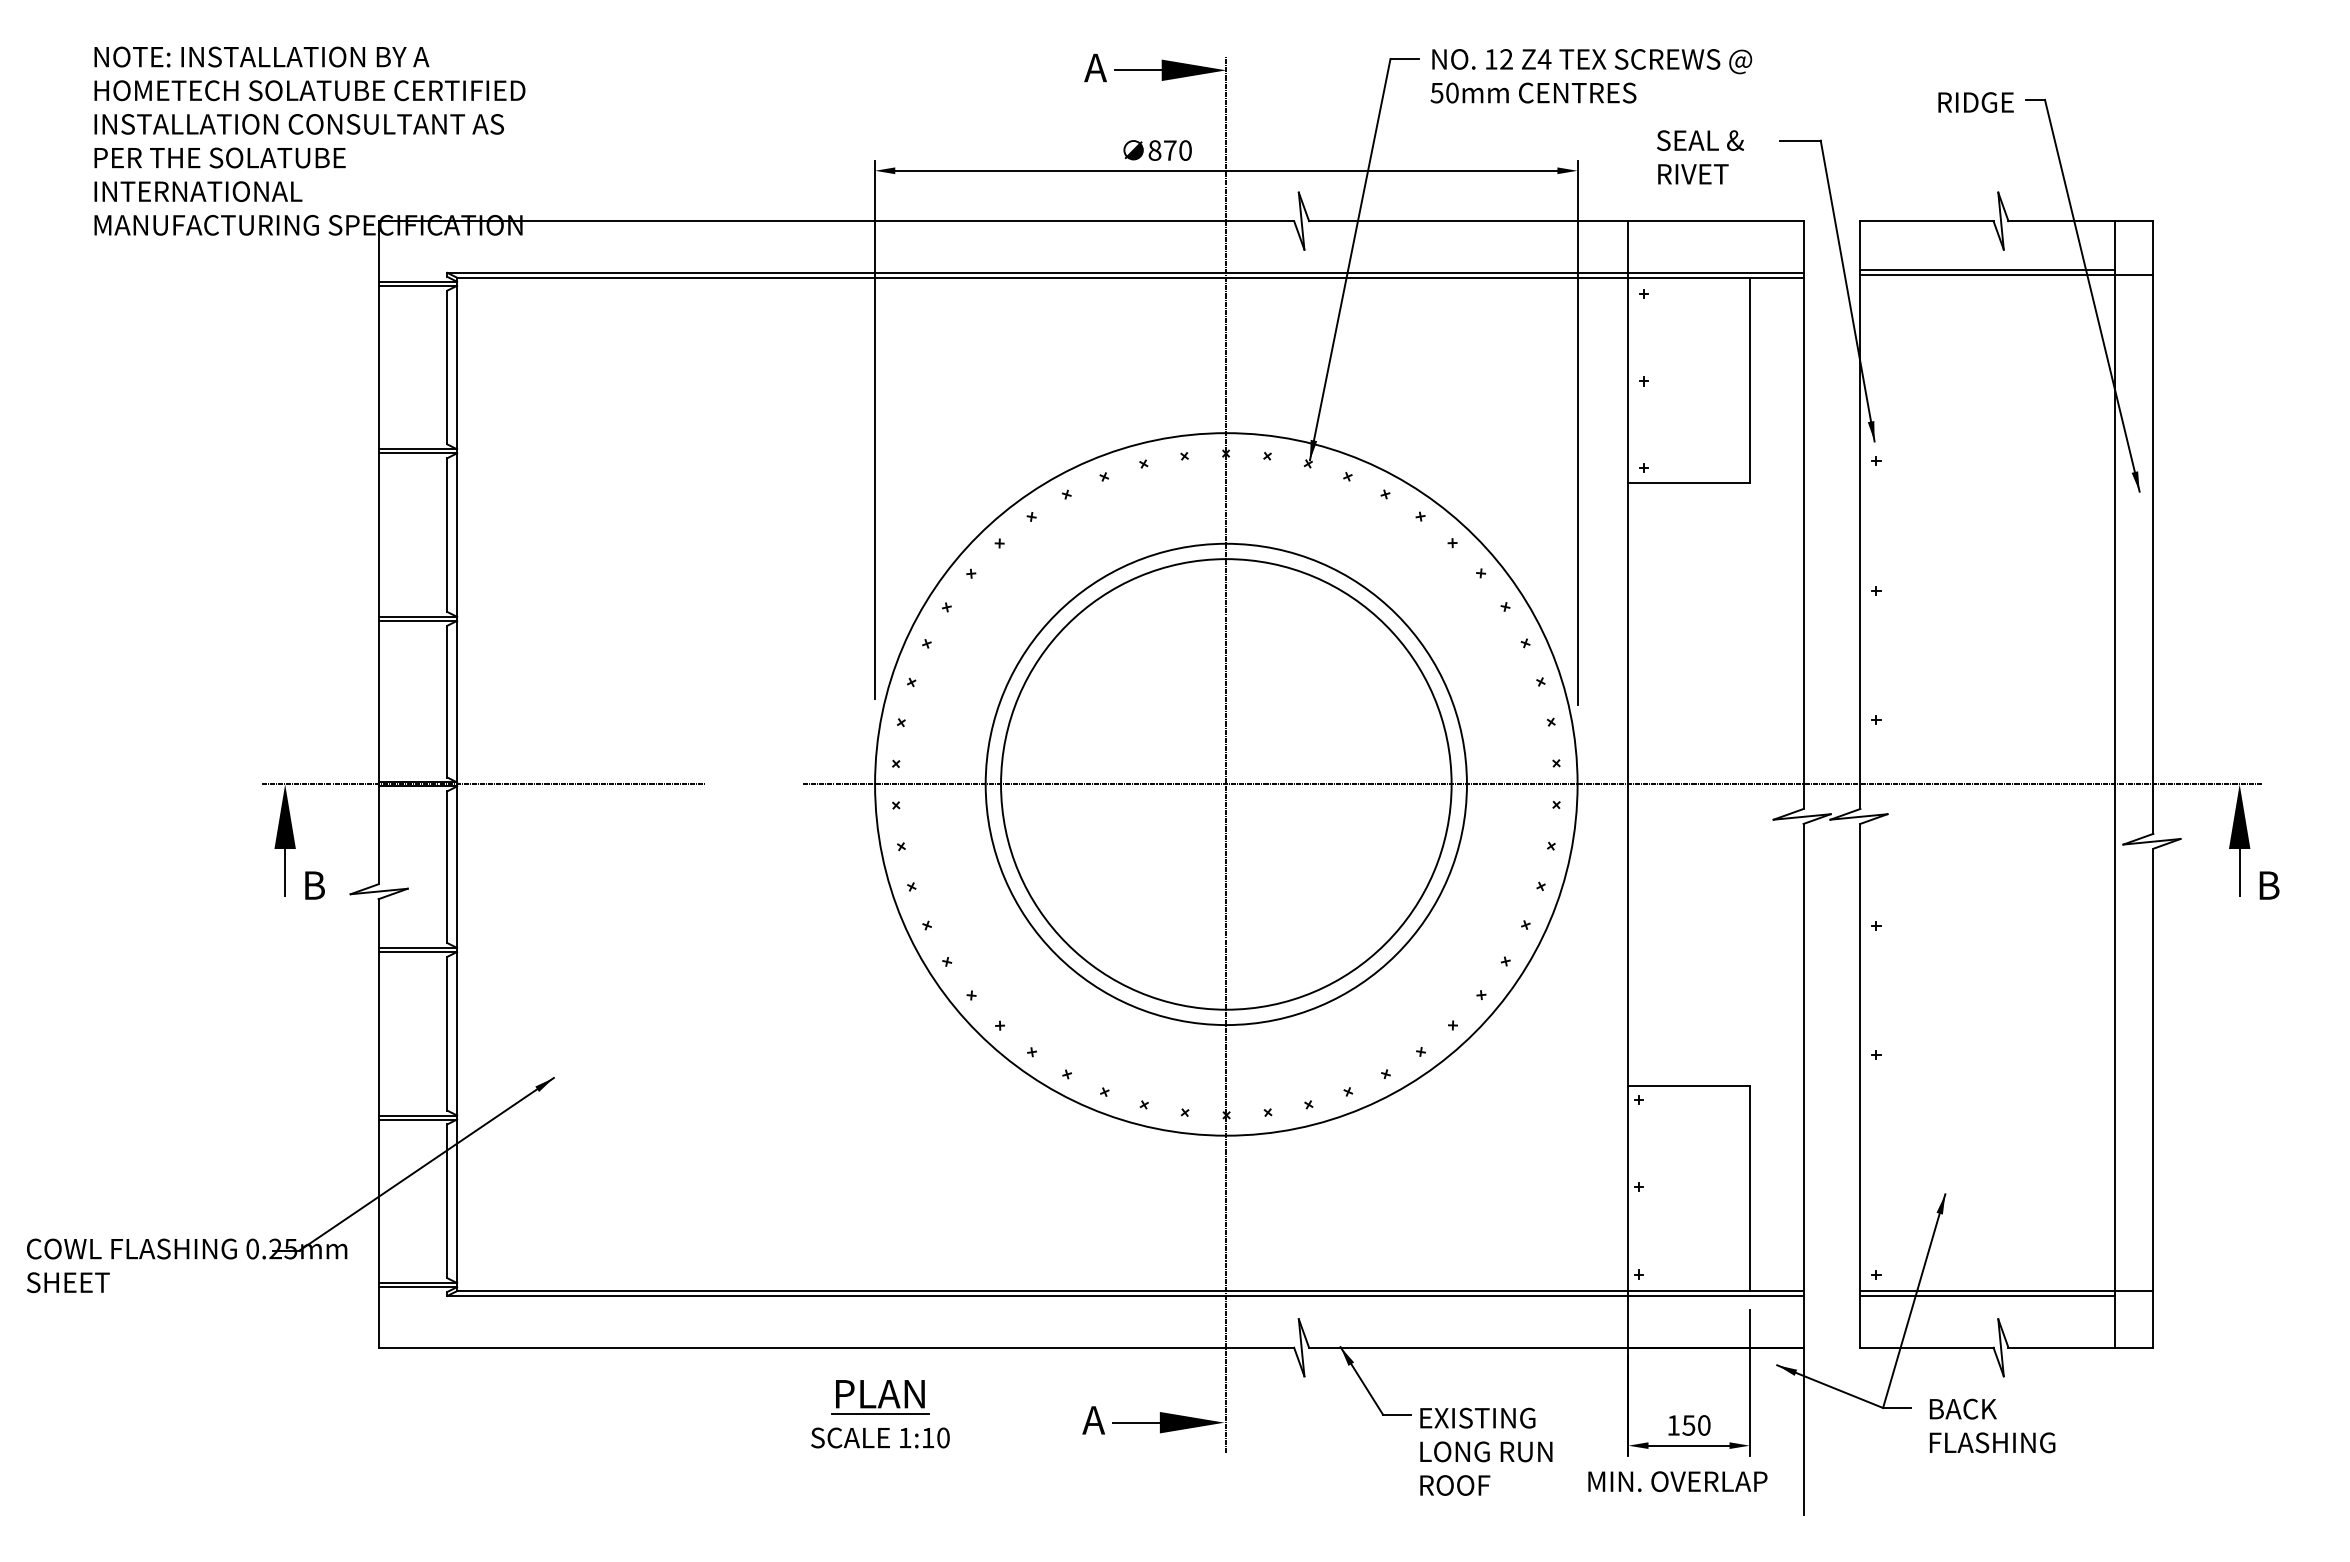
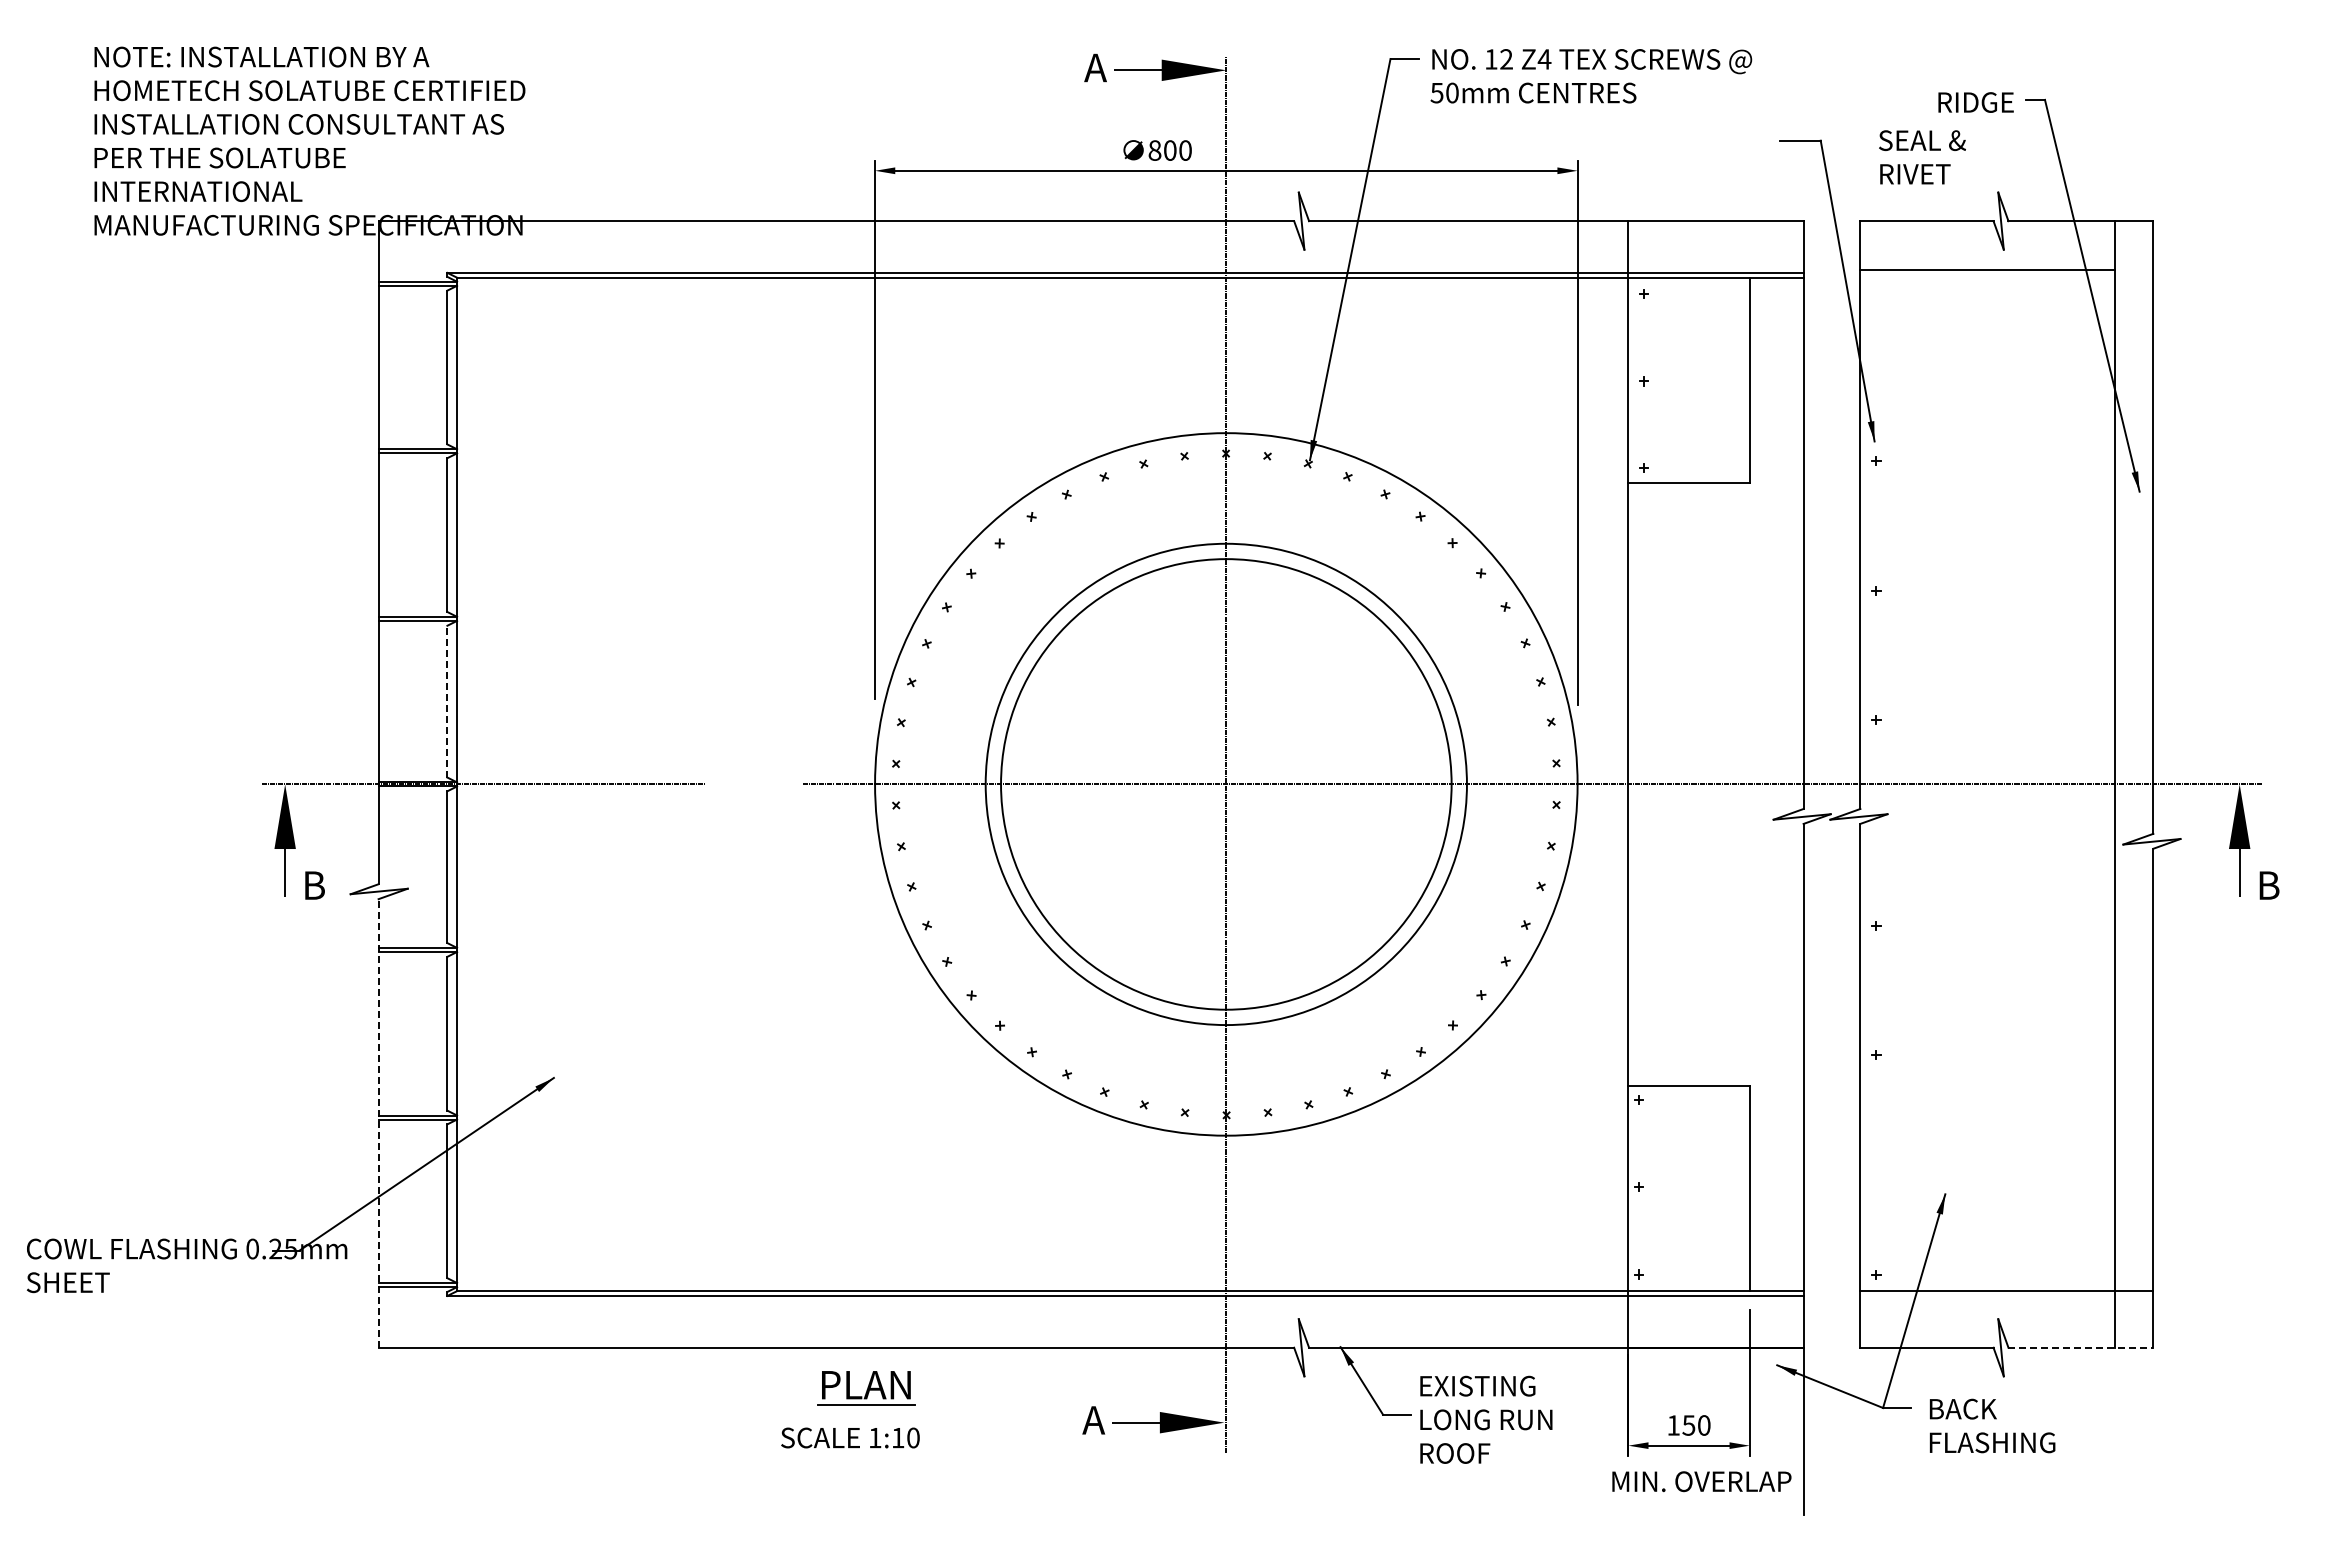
text: 870 -> 800 (1170, 150)
text position: (1700, 157) -> (1922, 157) (1922, 157)
line: present -> none (2006, 275)
line: solid -> dashed (447, 701)
line: solid -> dashed (378, 1122)
line: present -> none (1987, 1295)
line: solid -> dashed (2081, 1347)
part position: (880, 1397) -> (866, 1388) (866, 1388)
text position: (880, 1437) -> (850, 1437) (850, 1437)
text position: (1486, 1451) -> (1486, 1419) (1486, 1419)
text position: (1677, 1481) -> (1701, 1481) (1701, 1481)
